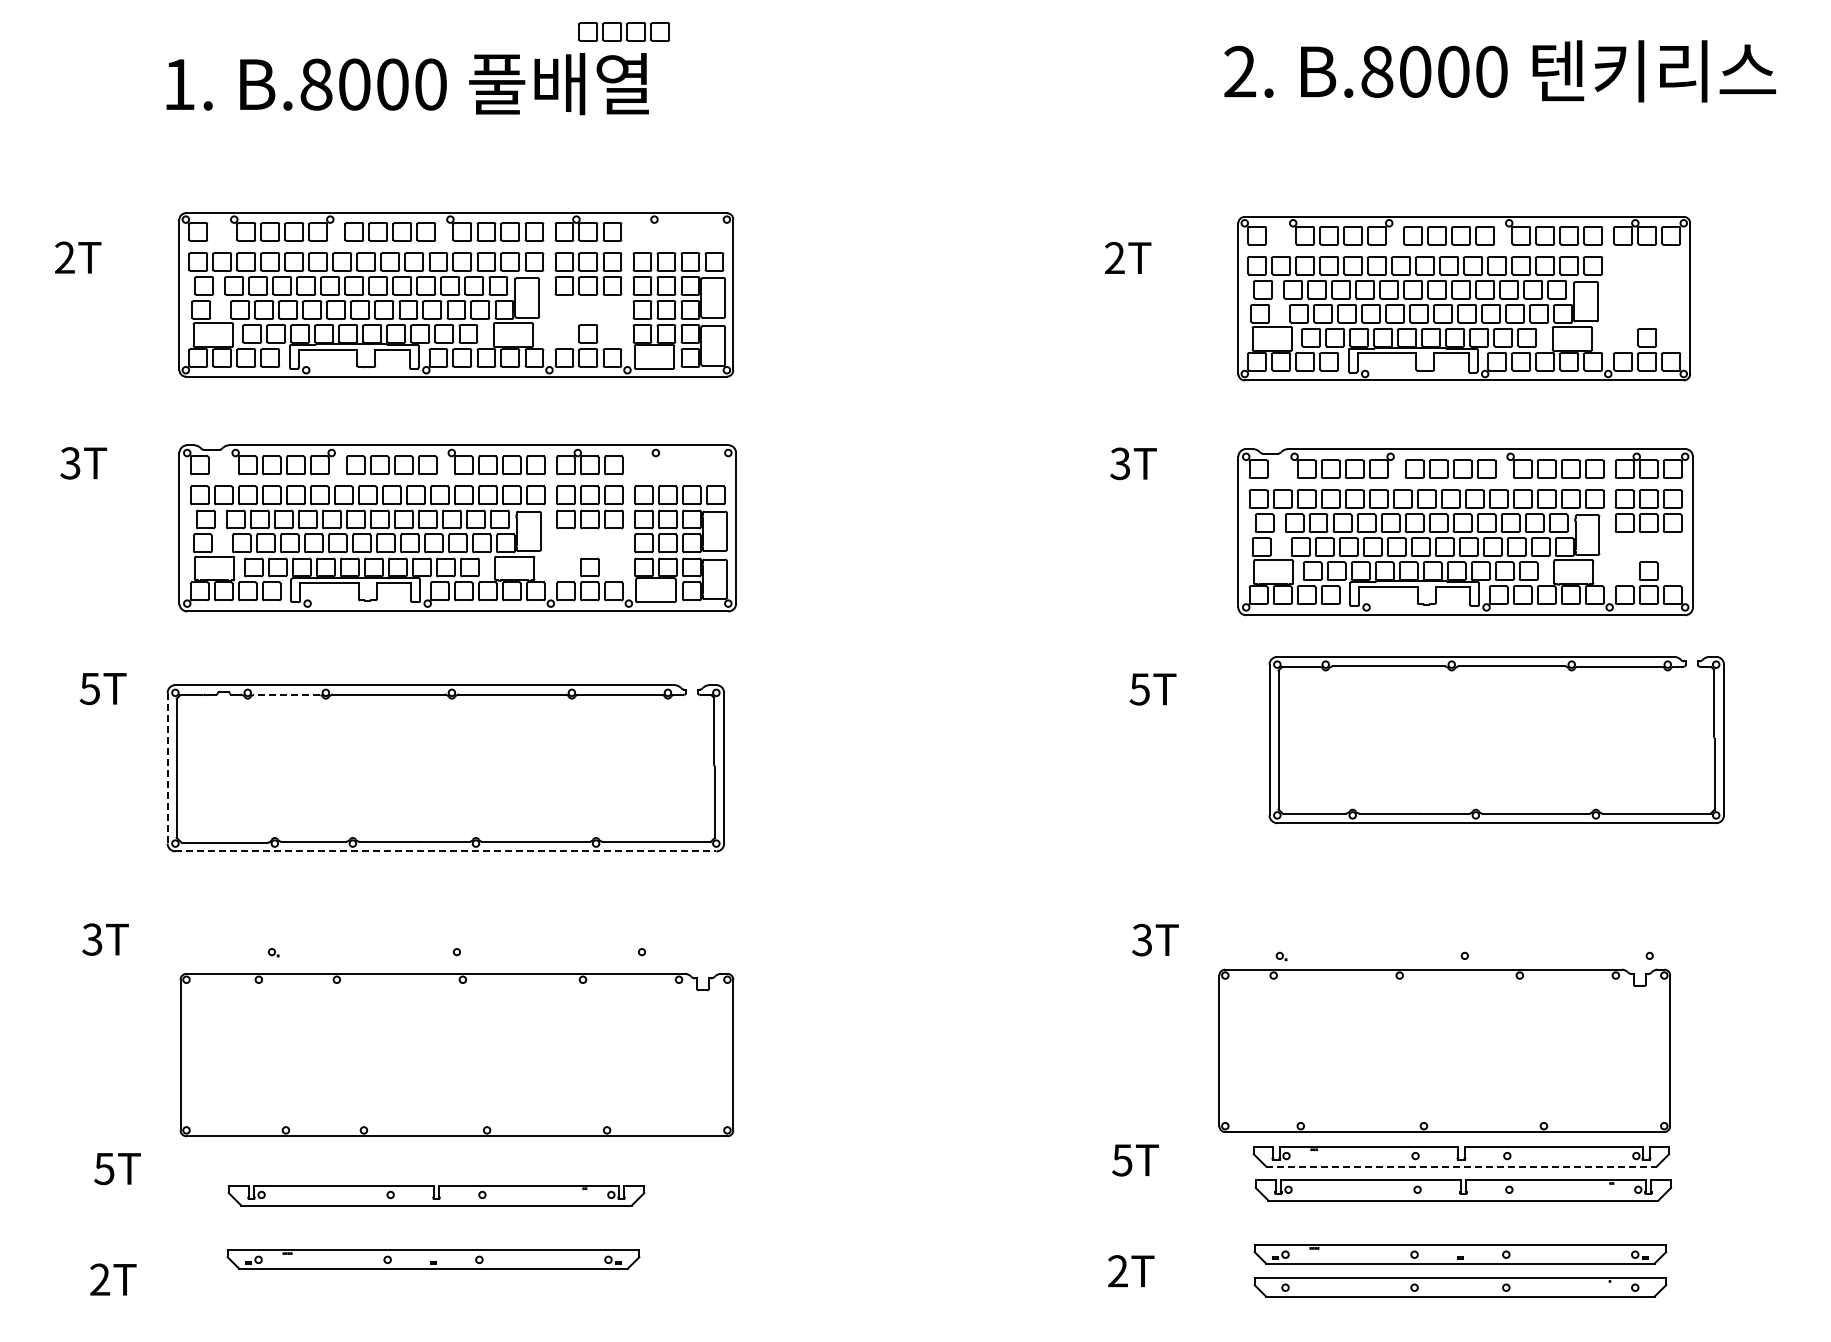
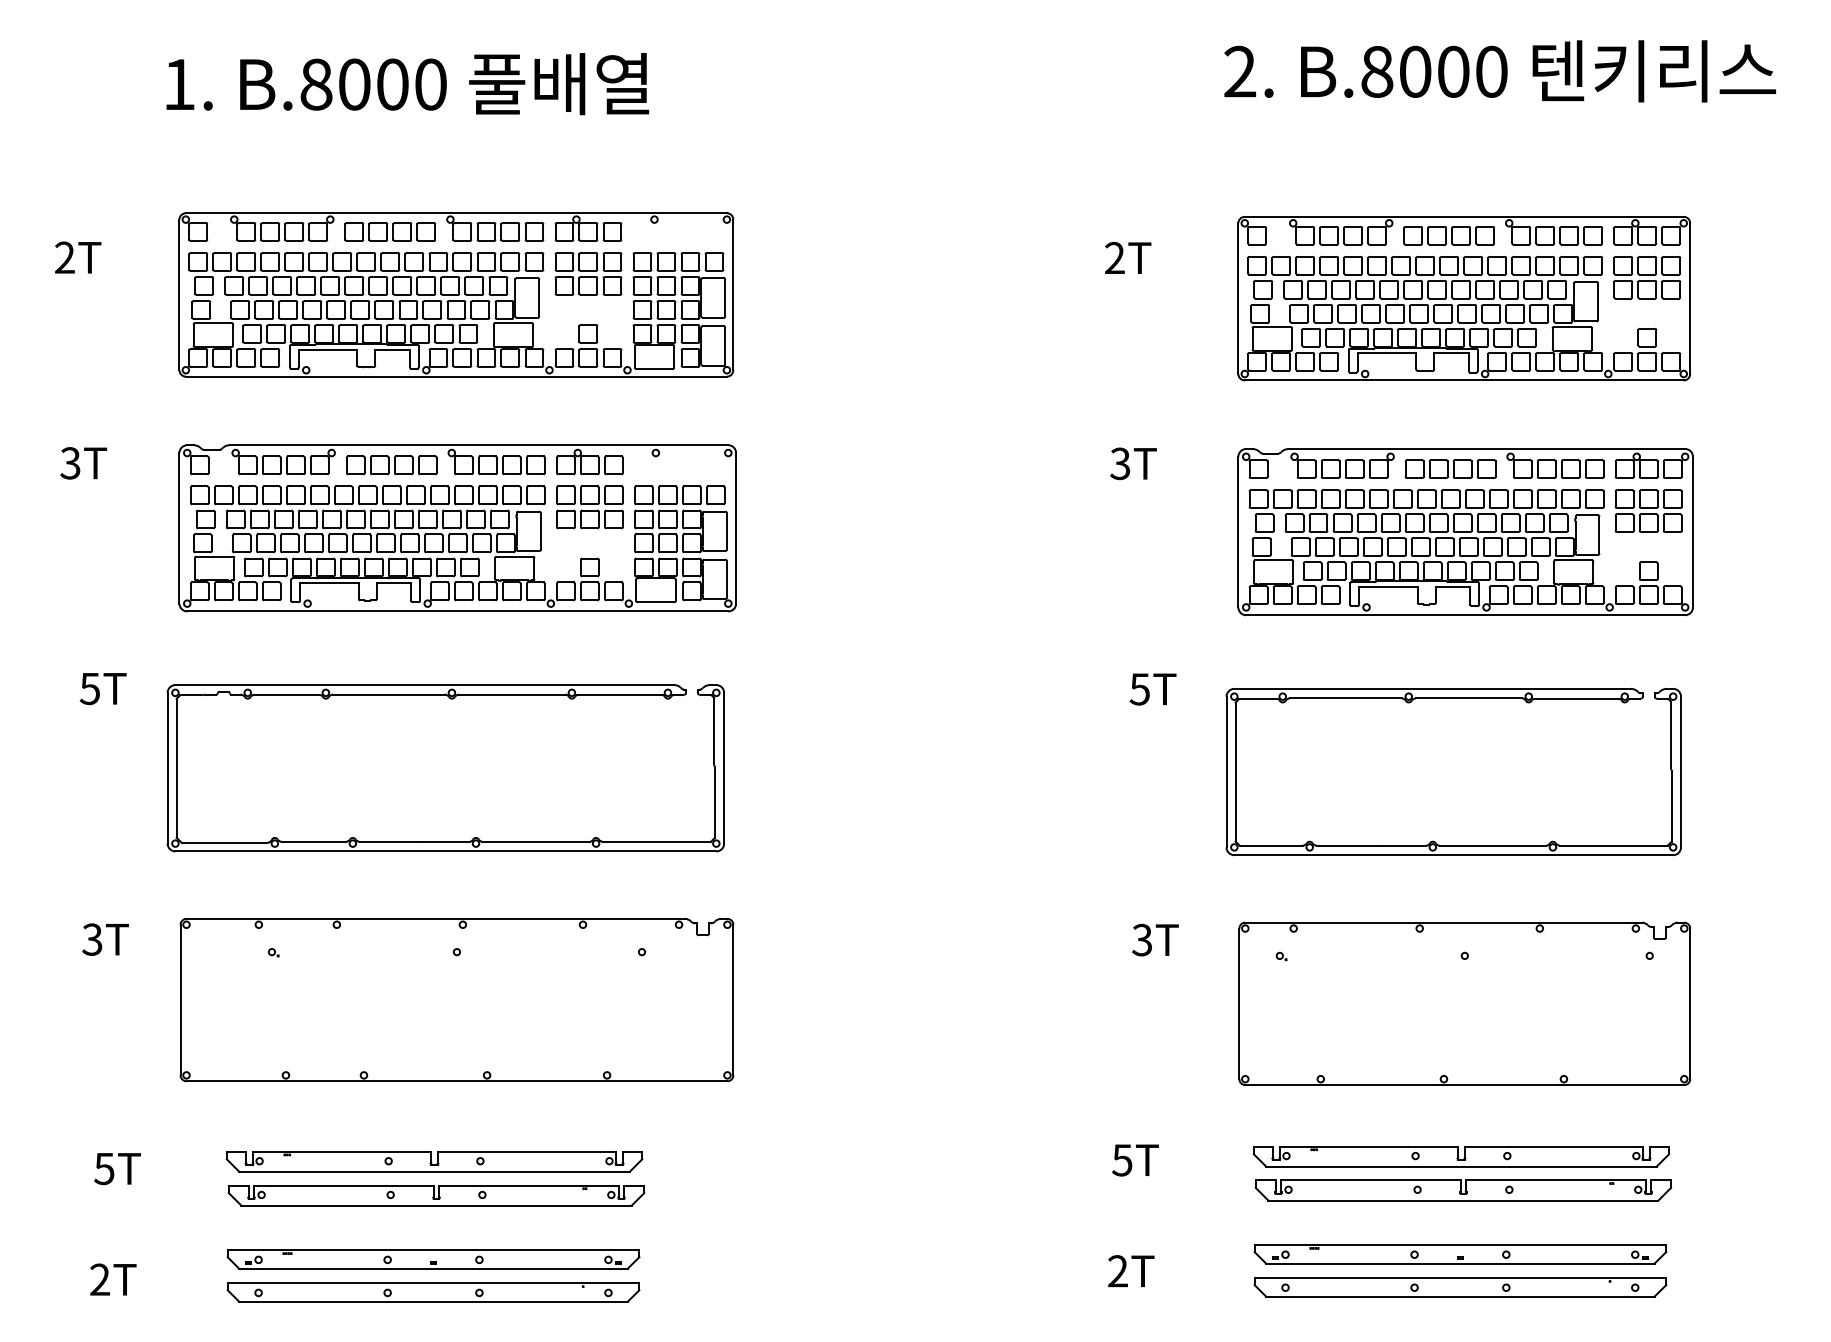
part: present -> none (624, 31)
part: none -> present (1647, 277)
line: dashed -> solid (286, 695)
line: dashed -> solid (167, 768)
part position: (1476, 808) -> (1433, 840) (1433, 840)
line: dashed -> solid (446, 851)
part position: (1444, 1050) -> (1464, 1003) (1464, 1003)
part position: (456, 1055) -> (456, 1000) (456, 1000)
part: none -> present (434, 1161)
line: dashed -> solid (1461, 1166)
part: none -> present (433, 1292)
